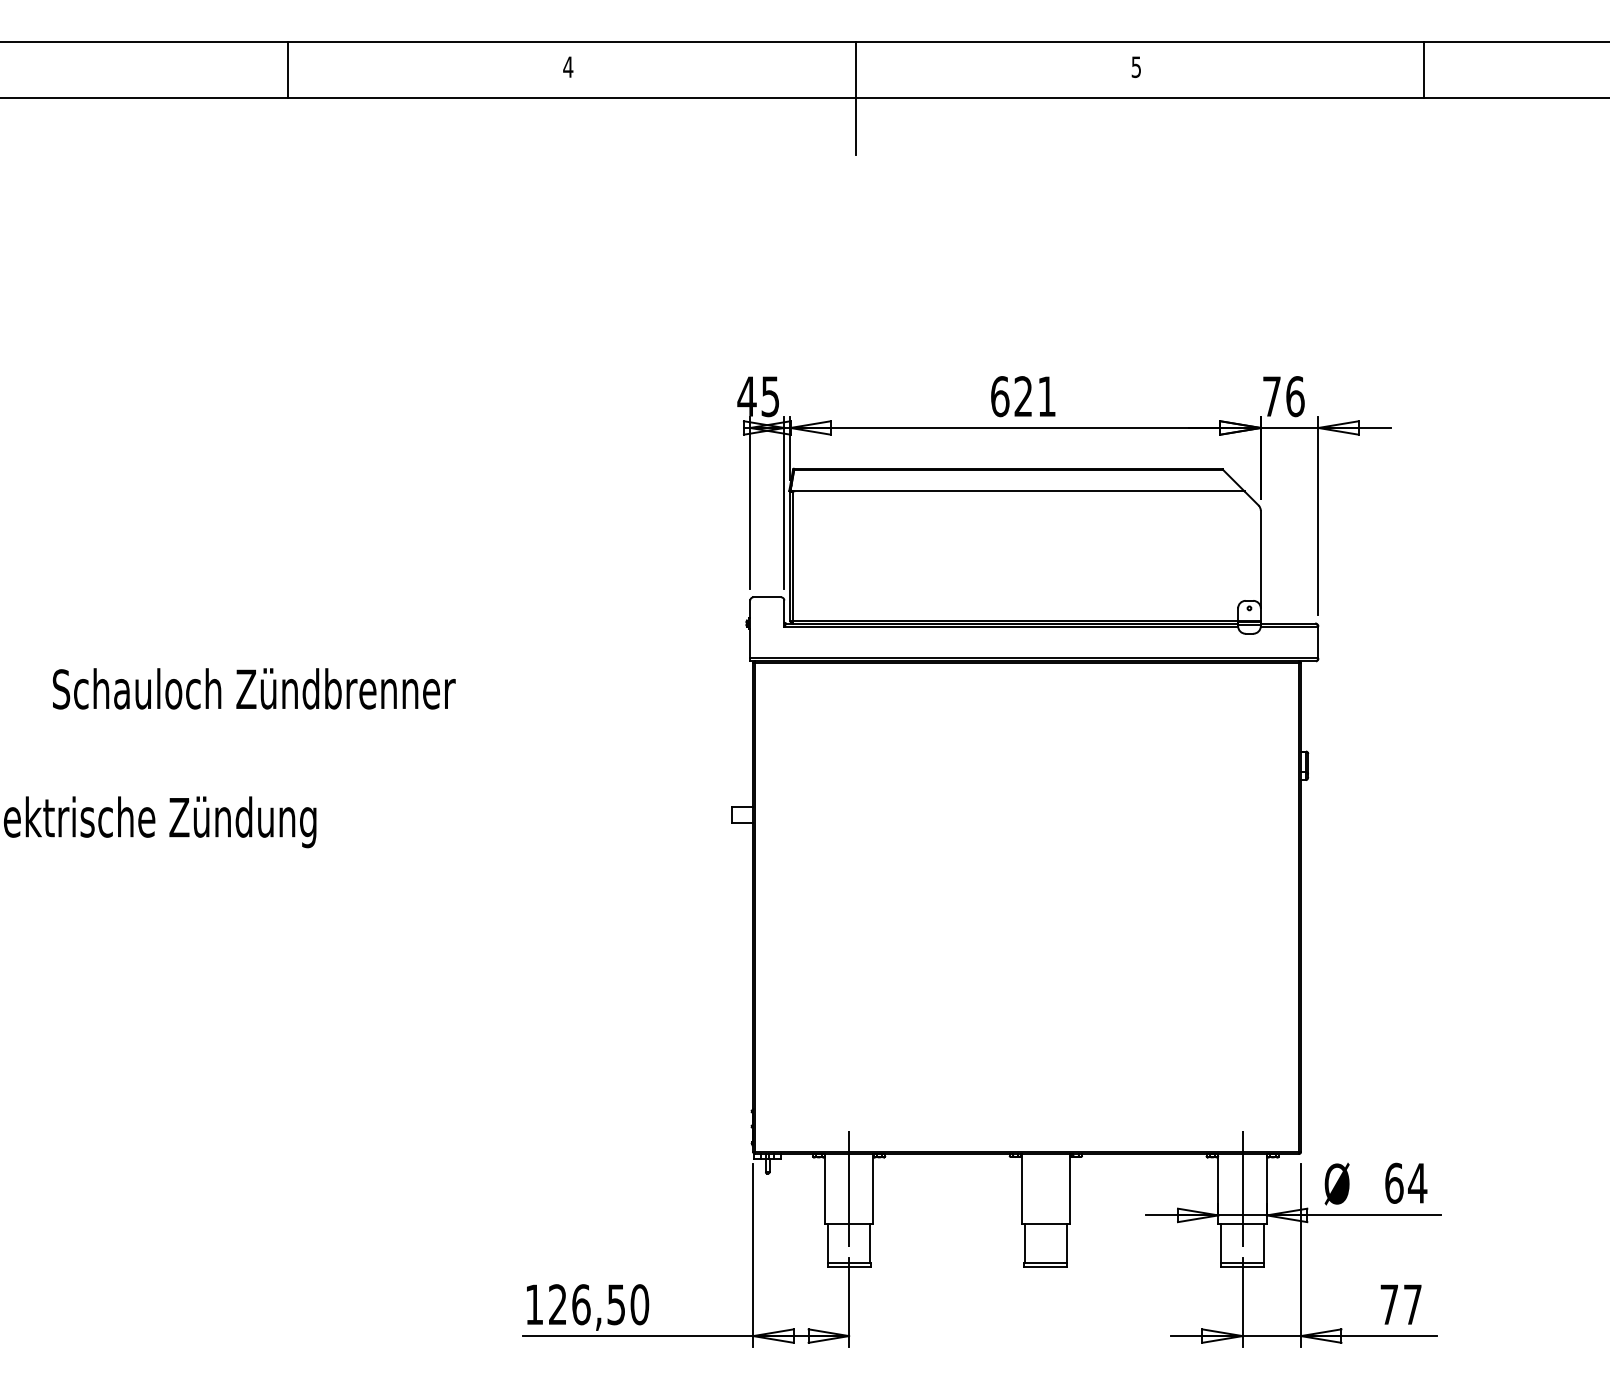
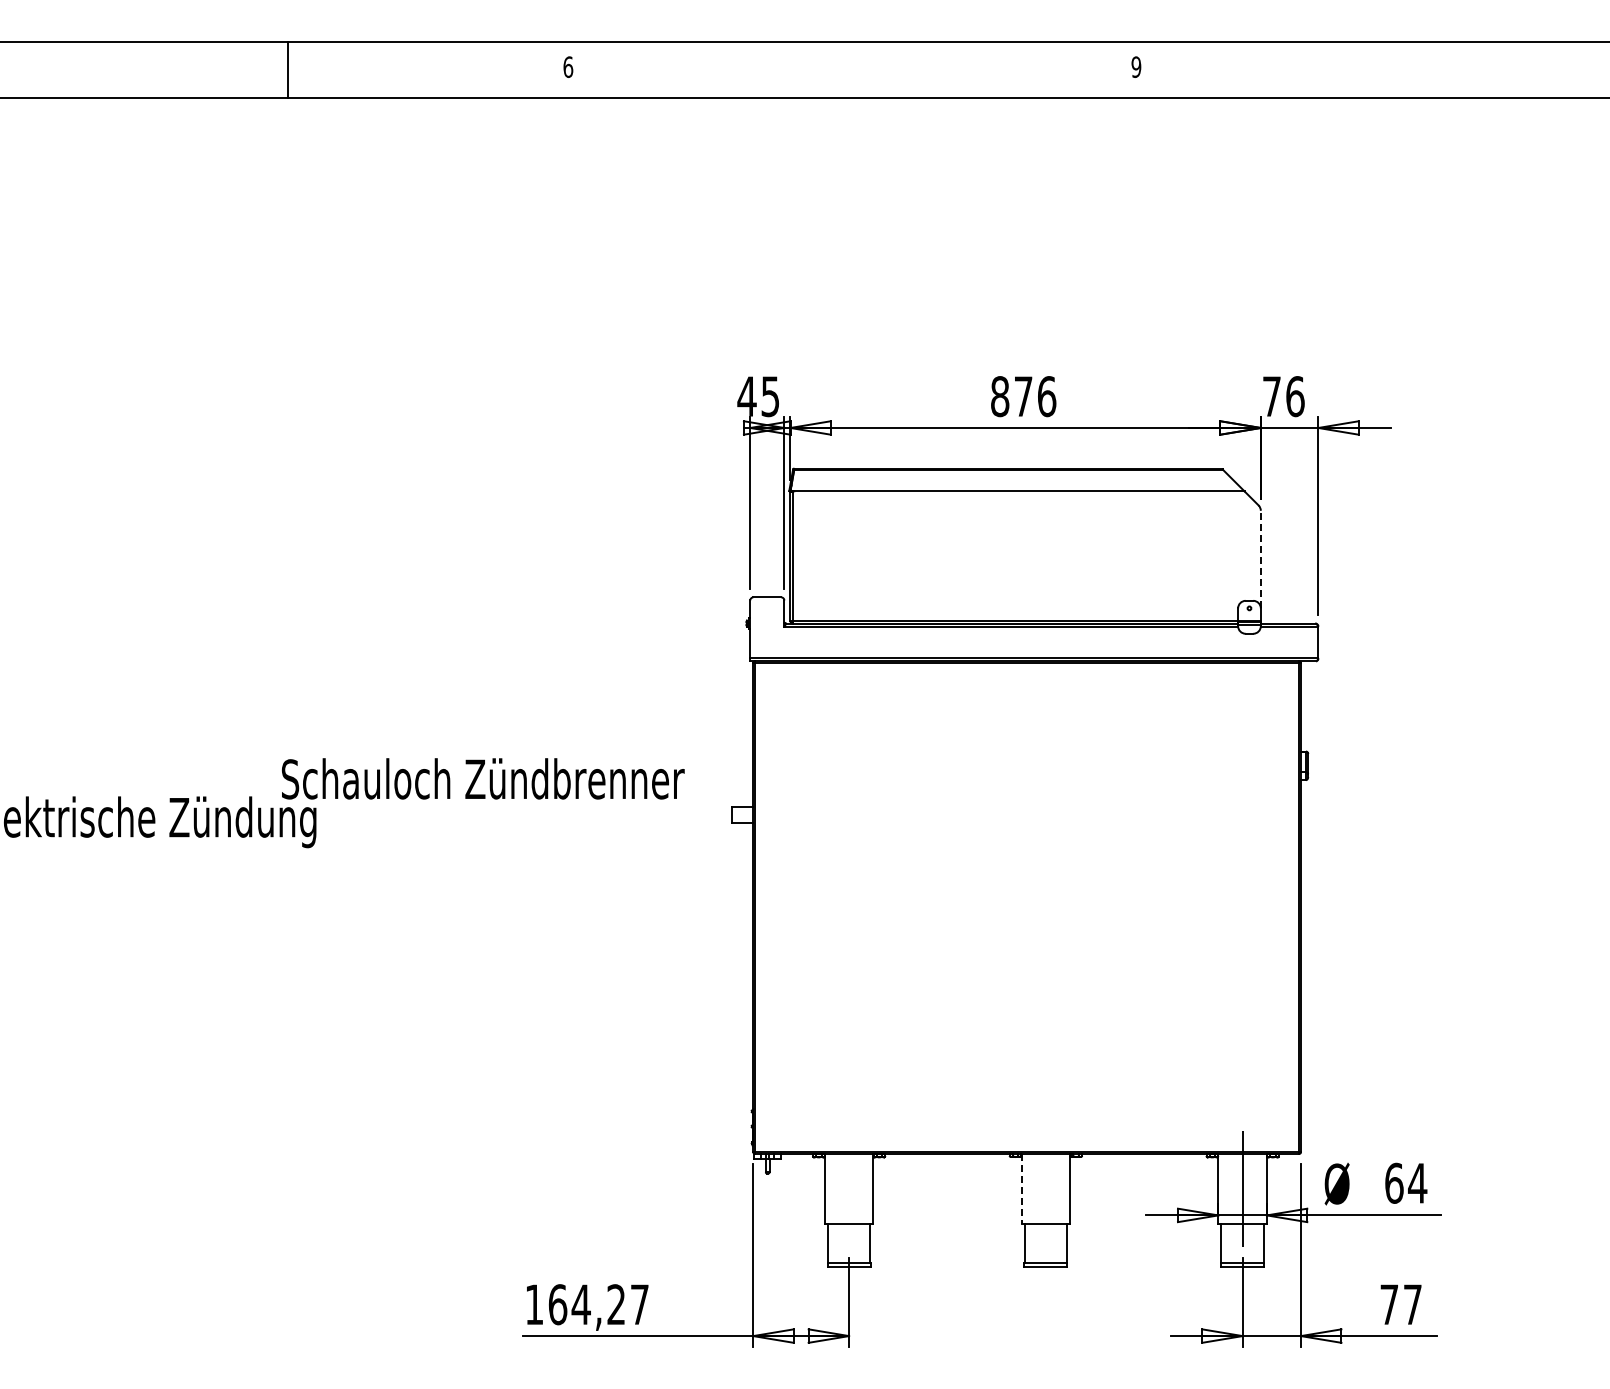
text: 4 -> 6 (568, 66)
text: 5 -> 9 (1136, 66)
line: present -> none (1423, 69)
line: present -> none (855, 98)
text: 621 -> 876 (1023, 396)
line: solid -> dashed (1260, 559)
text position: (254, 688) -> (483, 778) (483, 778)
line: present -> none (849, 1188)
line: solid -> dashed (1021, 1188)
text: 126,50 -> 164,27 (598, 1304)
